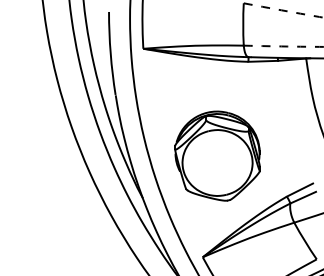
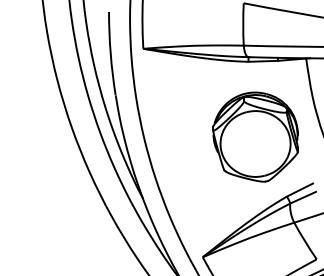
arc: dashed -> solid (284, 10)
arc: dashed -> solid (284, 46)
part position: (217, 155) -> (255, 136) (255, 136)
